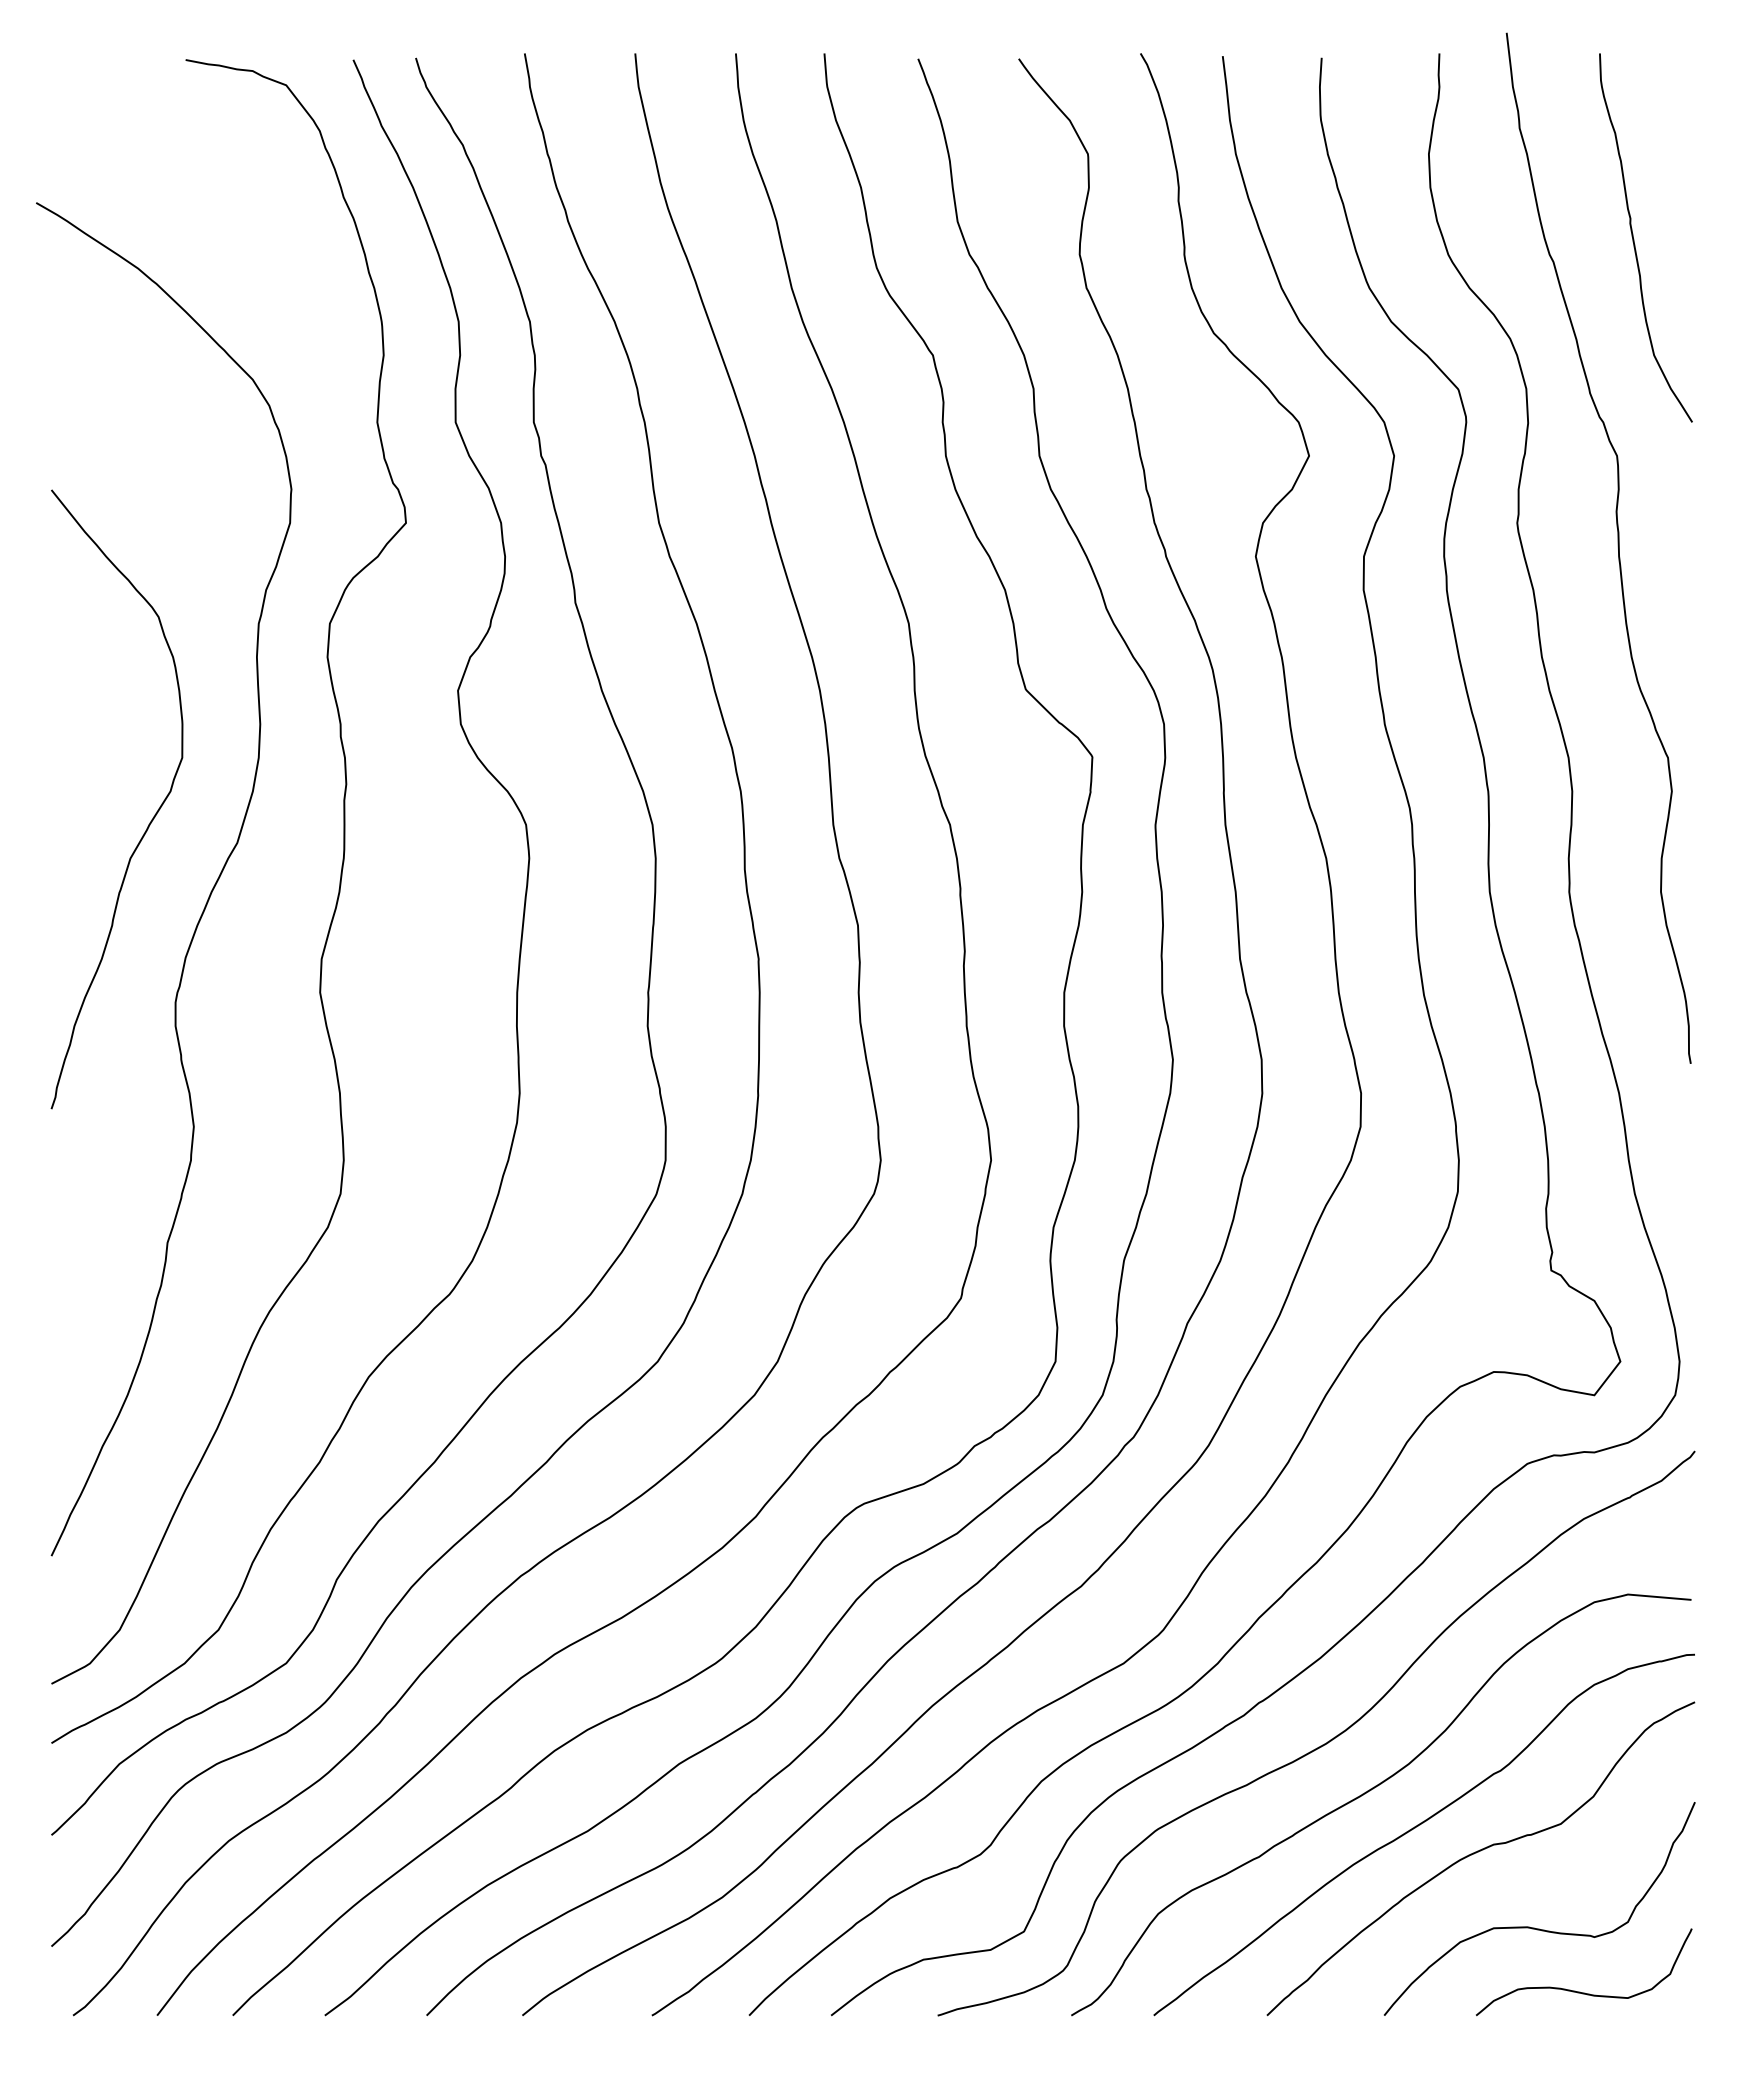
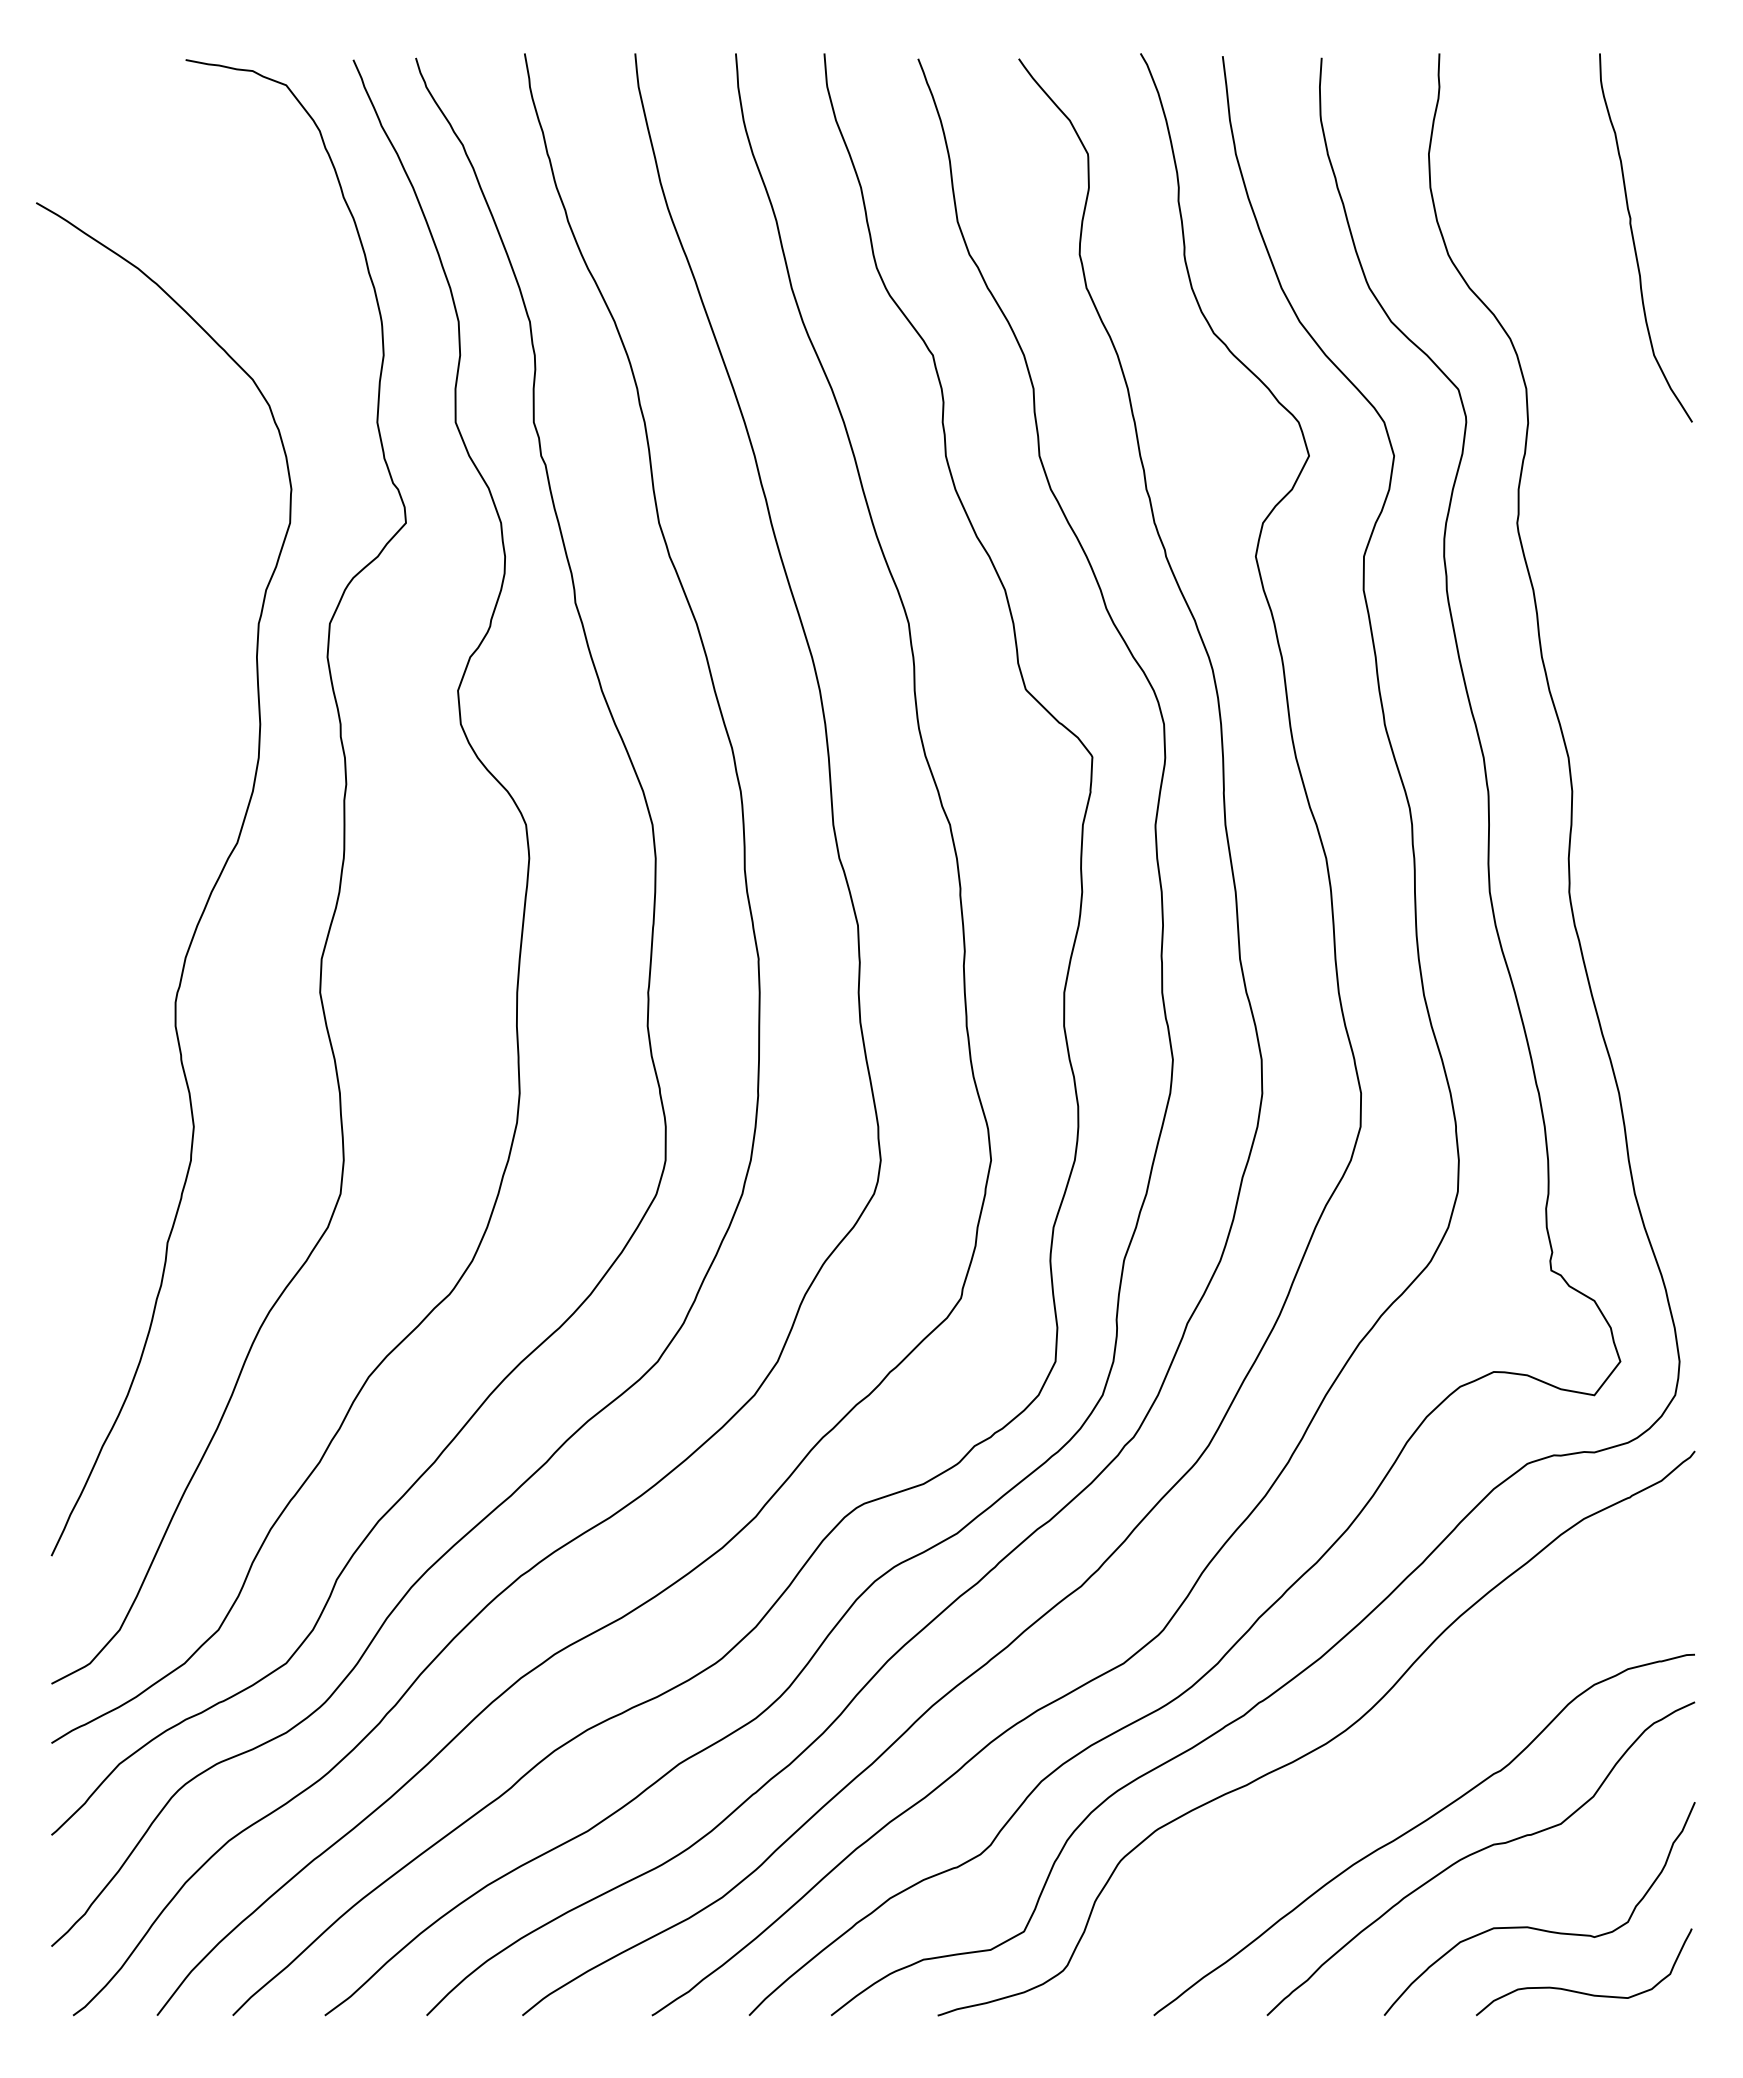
curve: present -> none (1617, 547)
curve: present -> none (149, 822)
curve: present -> none (1373, 1789)
